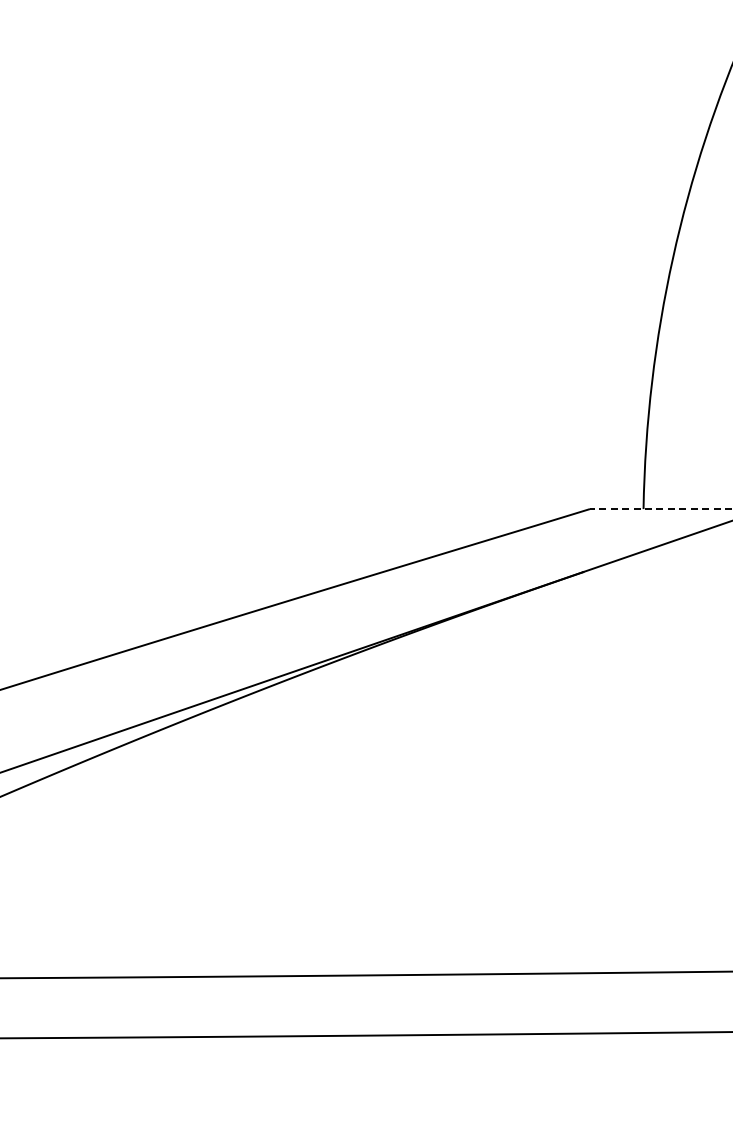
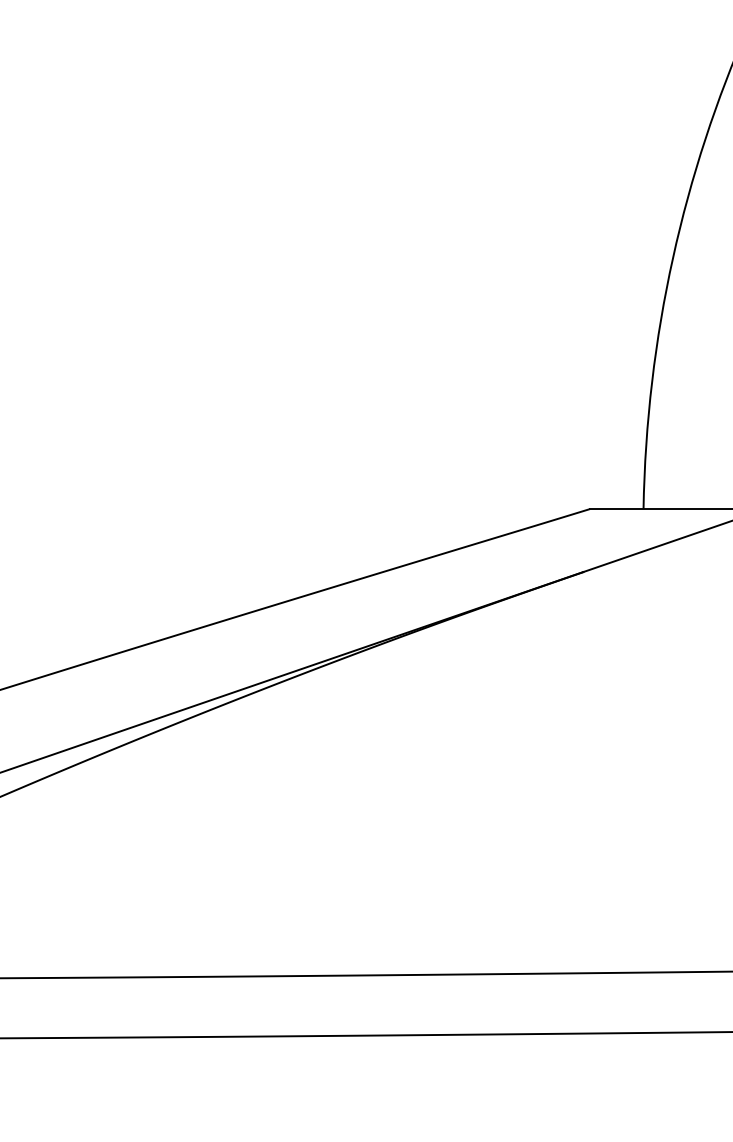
line: dashed -> solid (660, 509)
